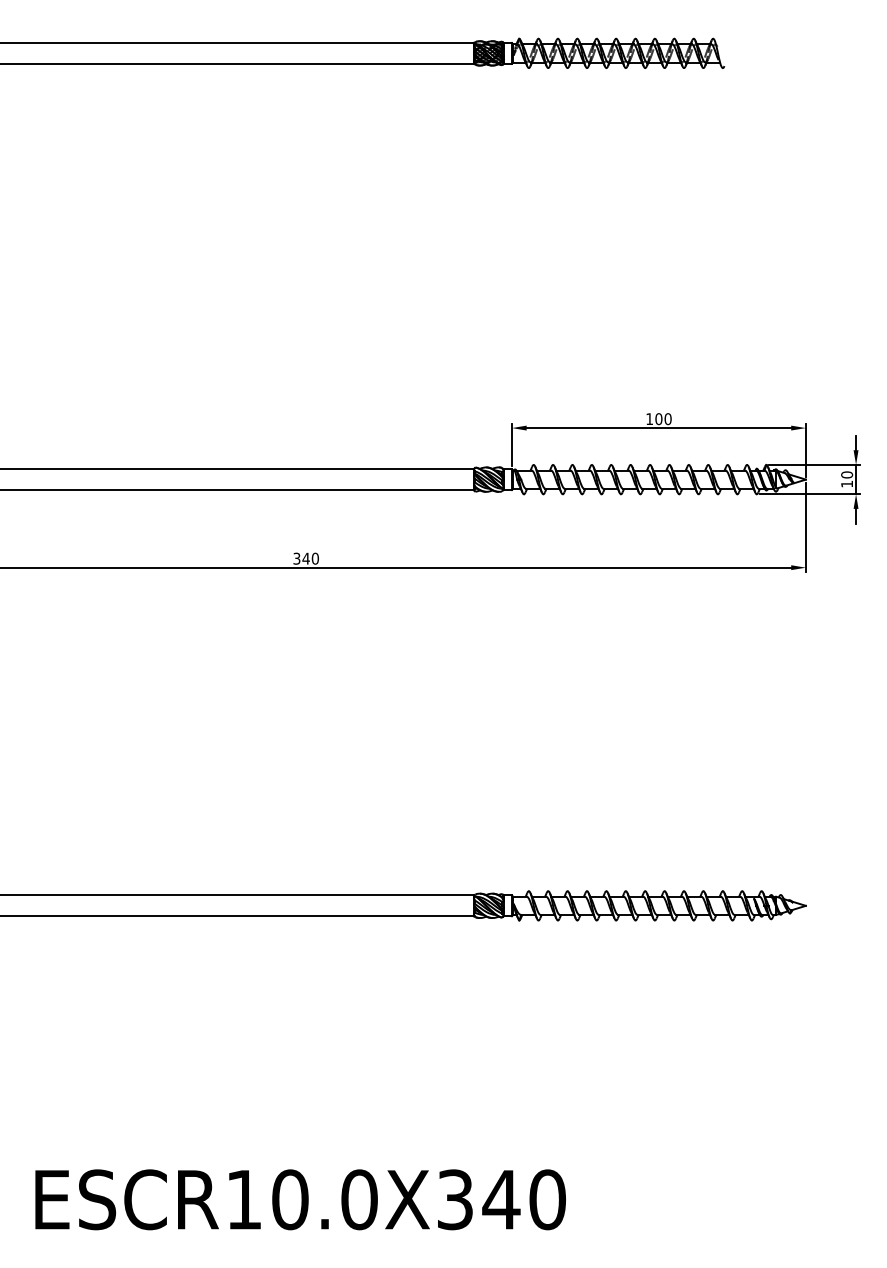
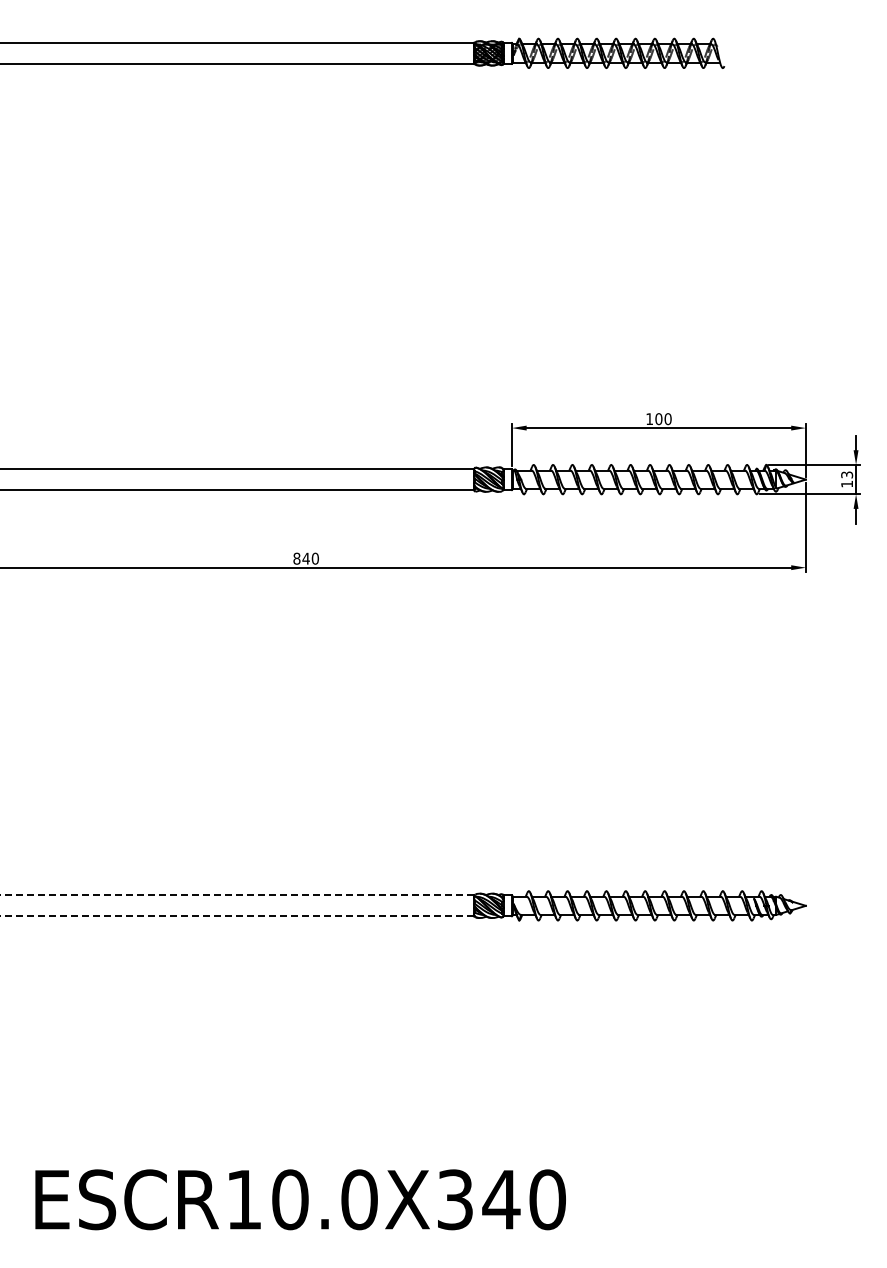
text: 10 -> 13 (847, 474)
text: 340 -> 840 (296, 558)
line: solid -> dashed (237, 895)
line: solid -> dashed (237, 916)
